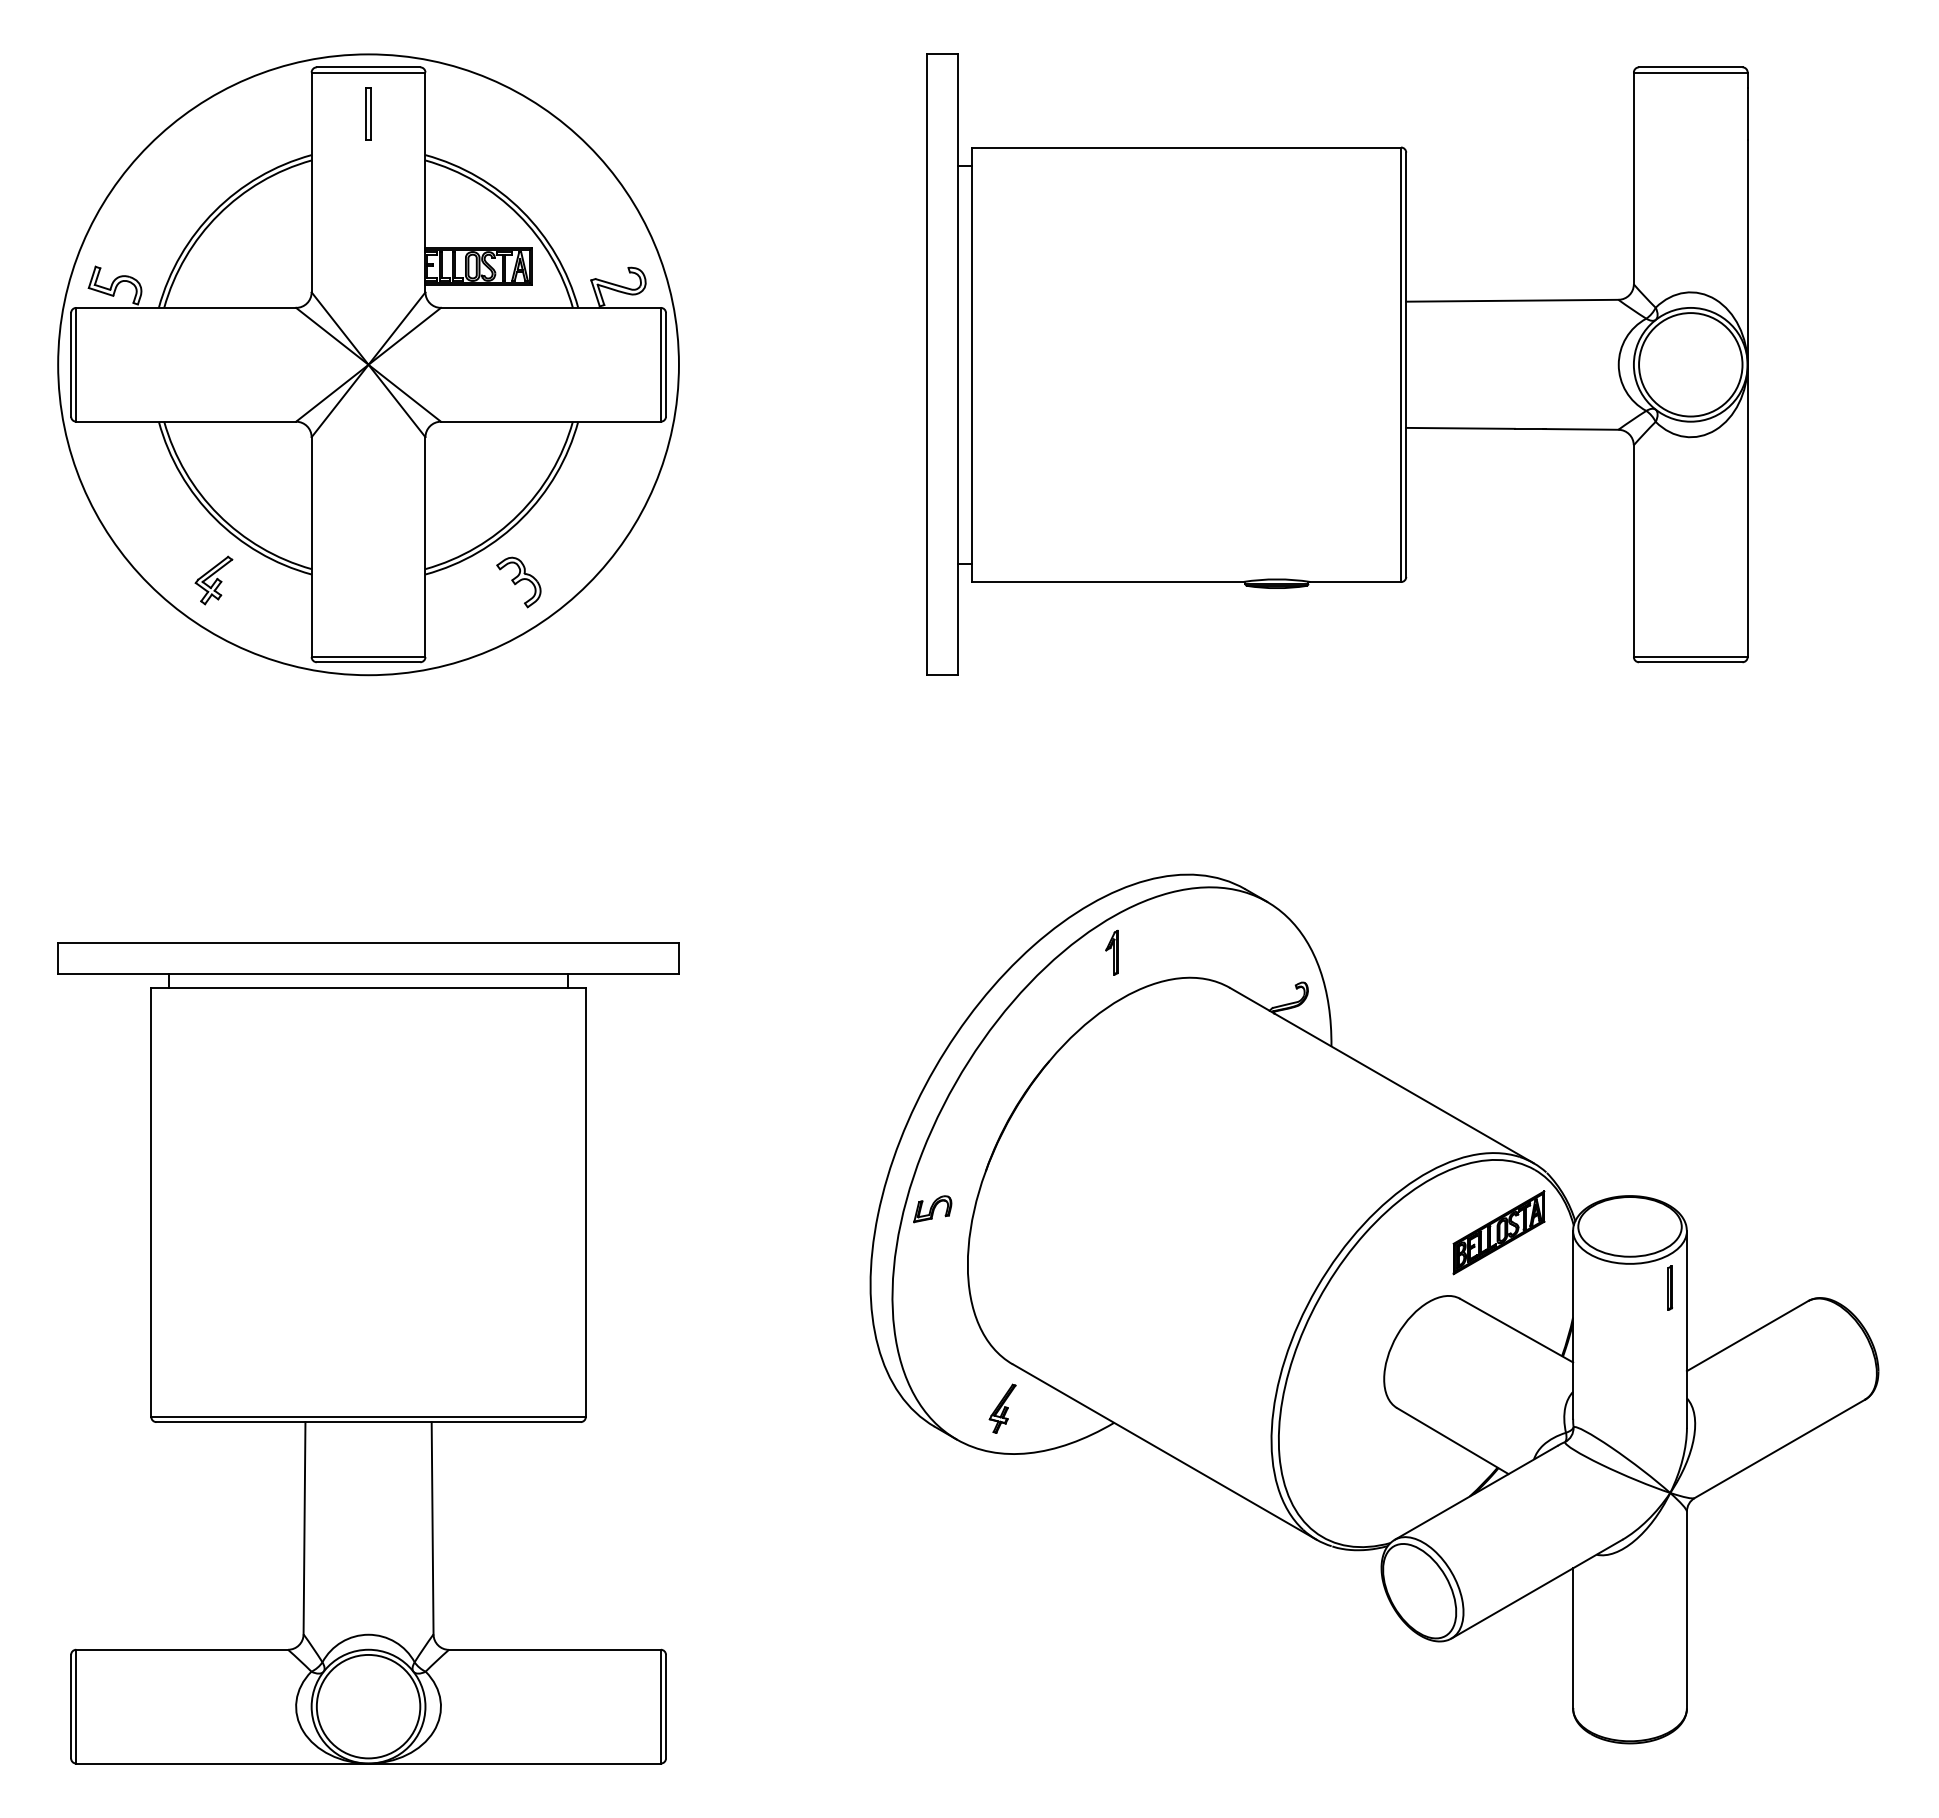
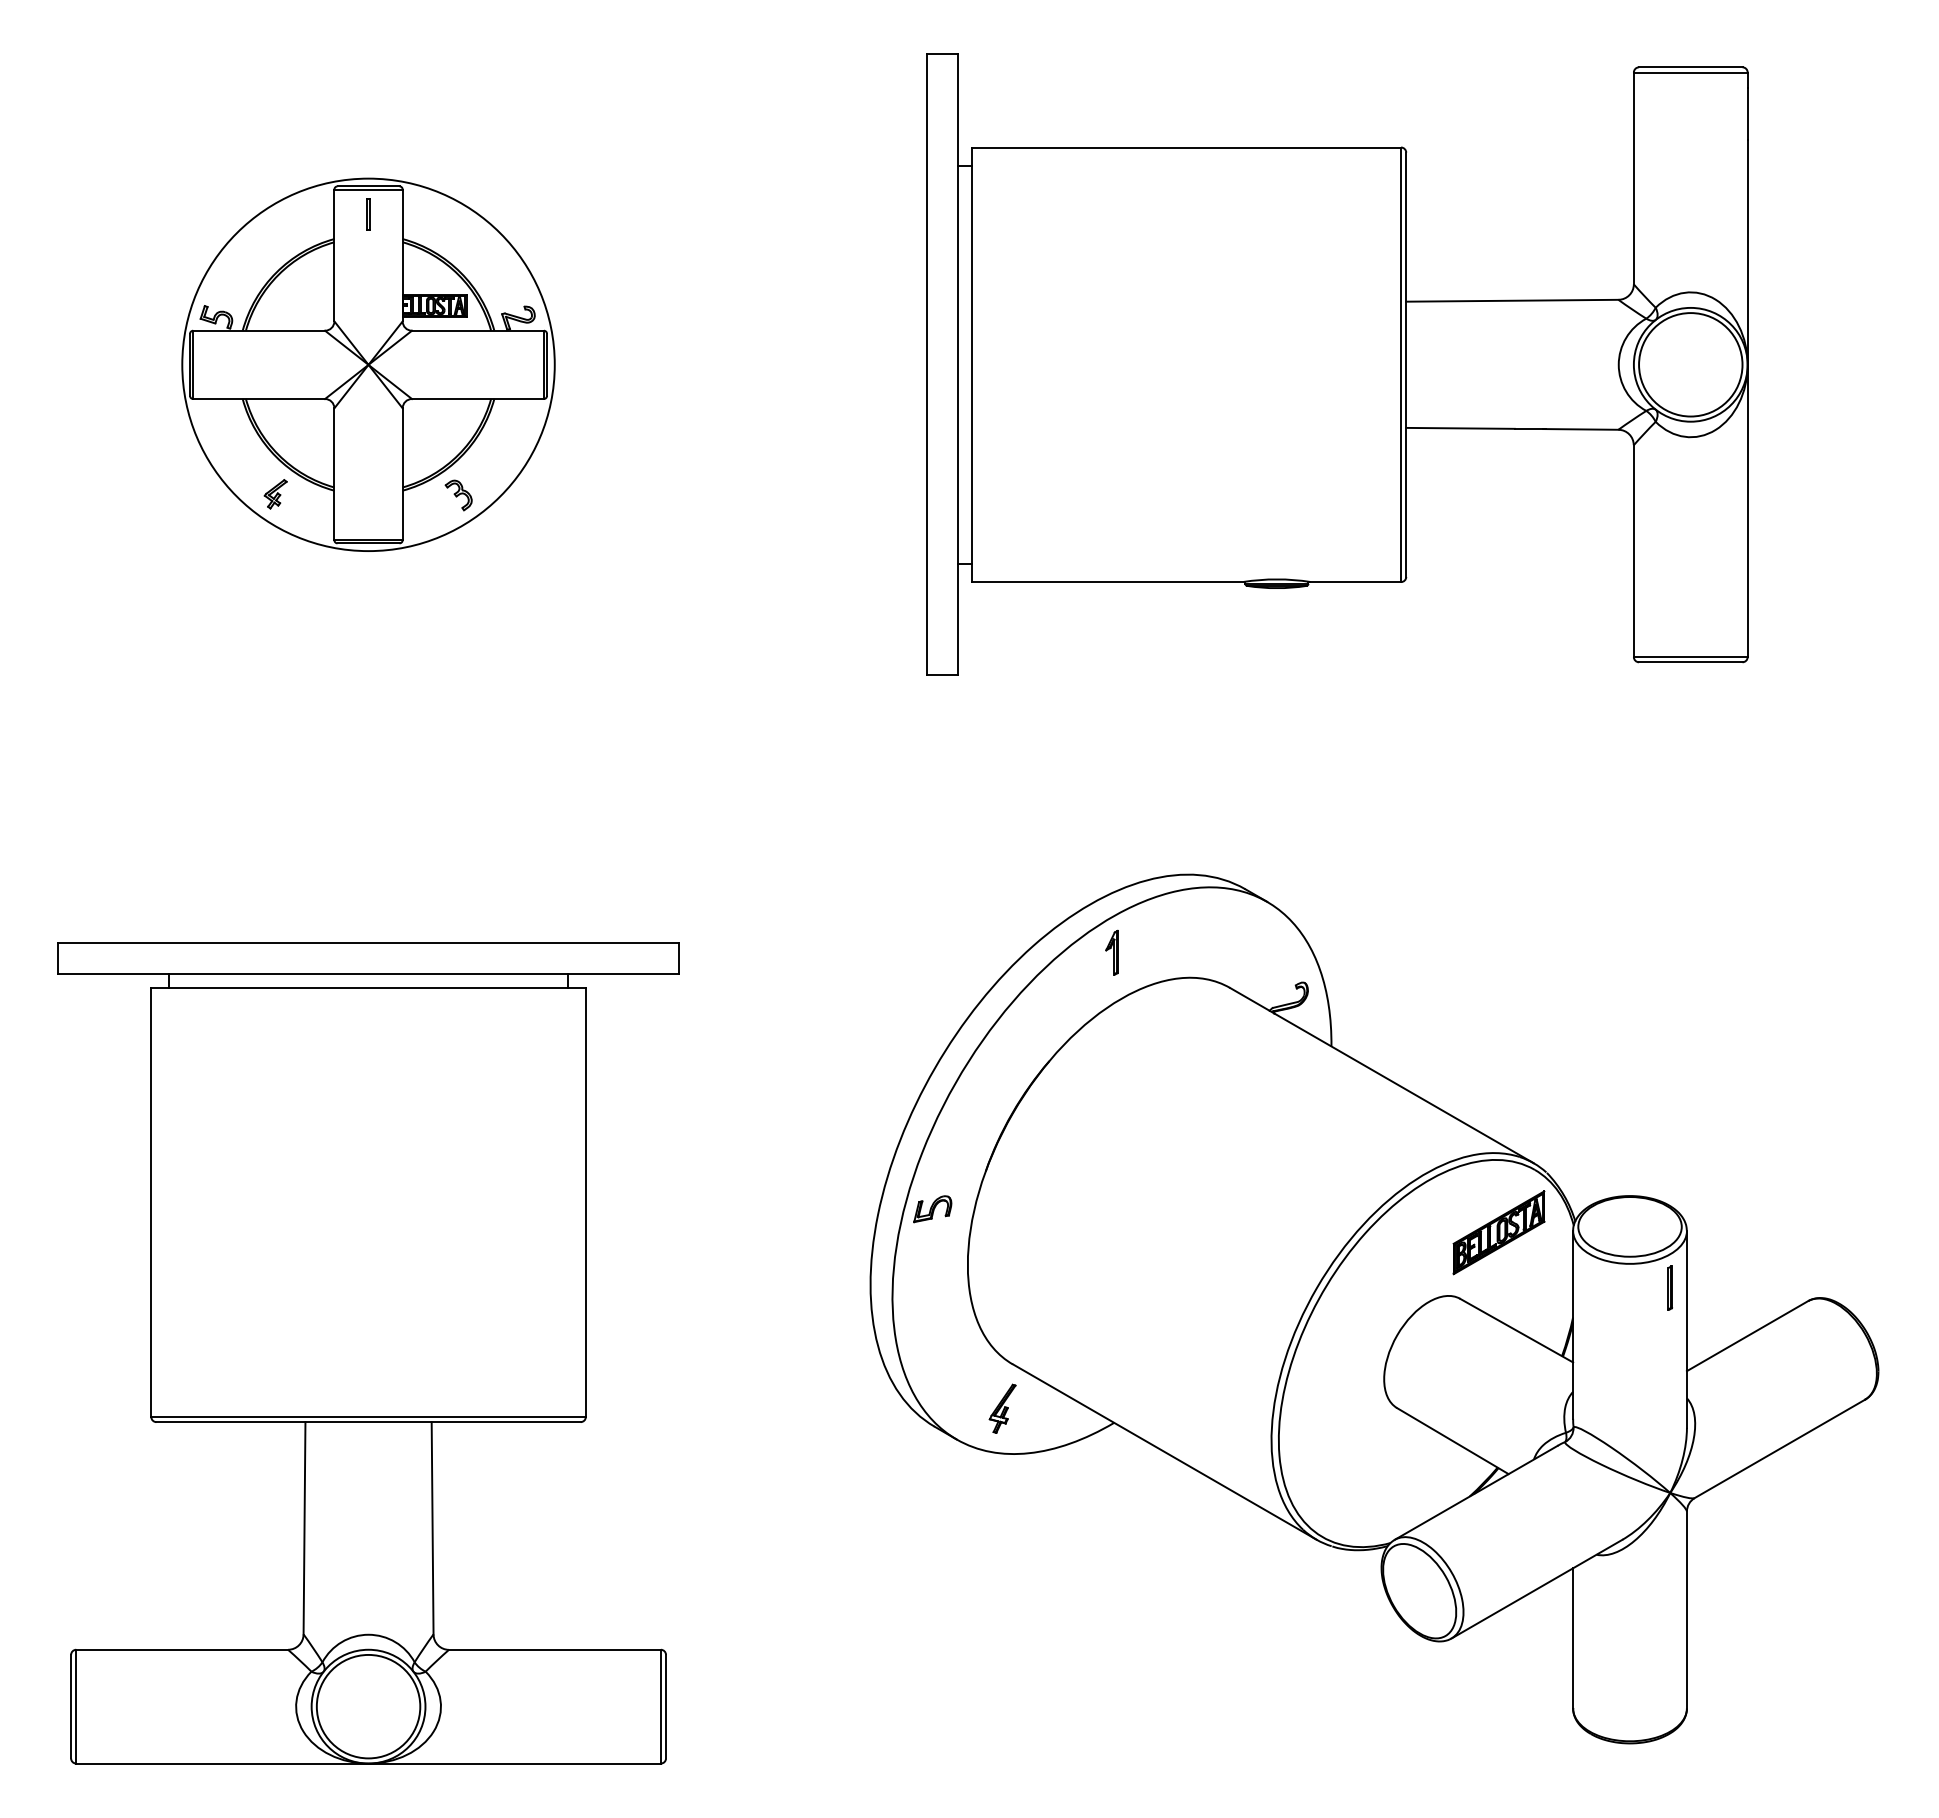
part size: 623x624 px -> 375x375 px (368, 364)
